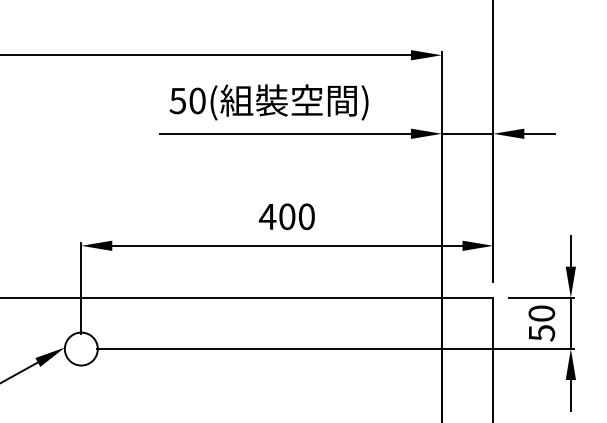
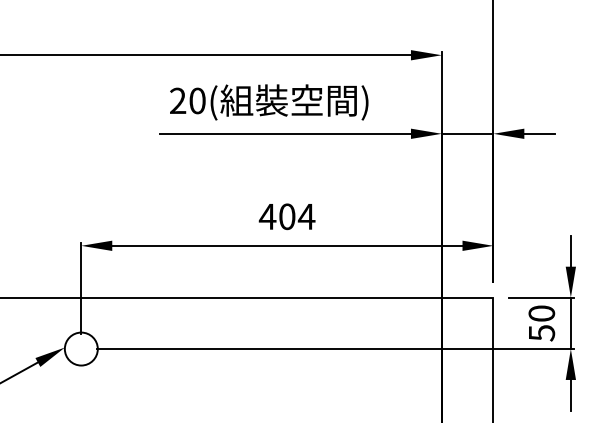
text: 50( -> 20( (177, 100)
text: 400 -> 404 (306, 216)
